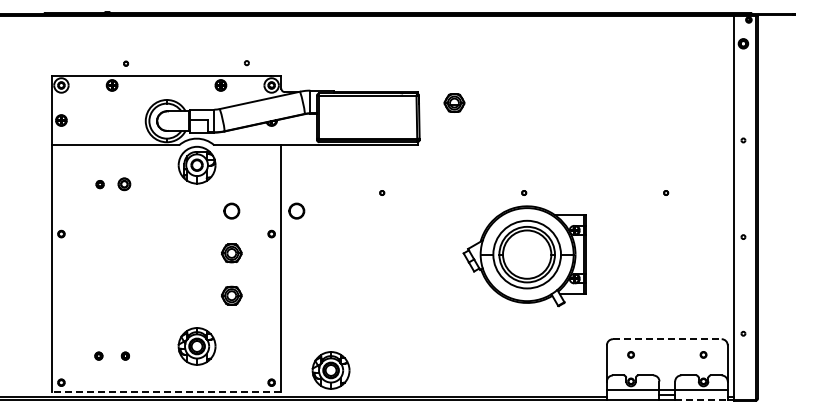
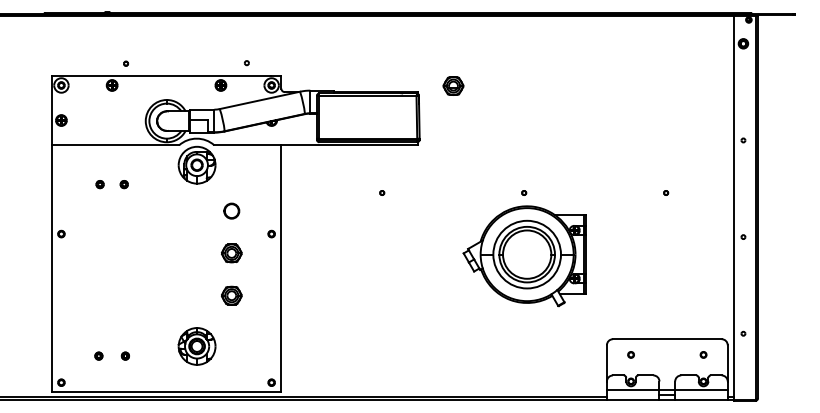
part position: (454, 102) -> (453, 85) (453, 85)
part size: 15x15 px -> 10x10 px (123, 184)
part: present -> none (296, 210)
line: dashed -> solid (667, 339)
part: present -> none (330, 370)
line: dashed -> solid (166, 392)
line: dashed -> solid (701, 399)
